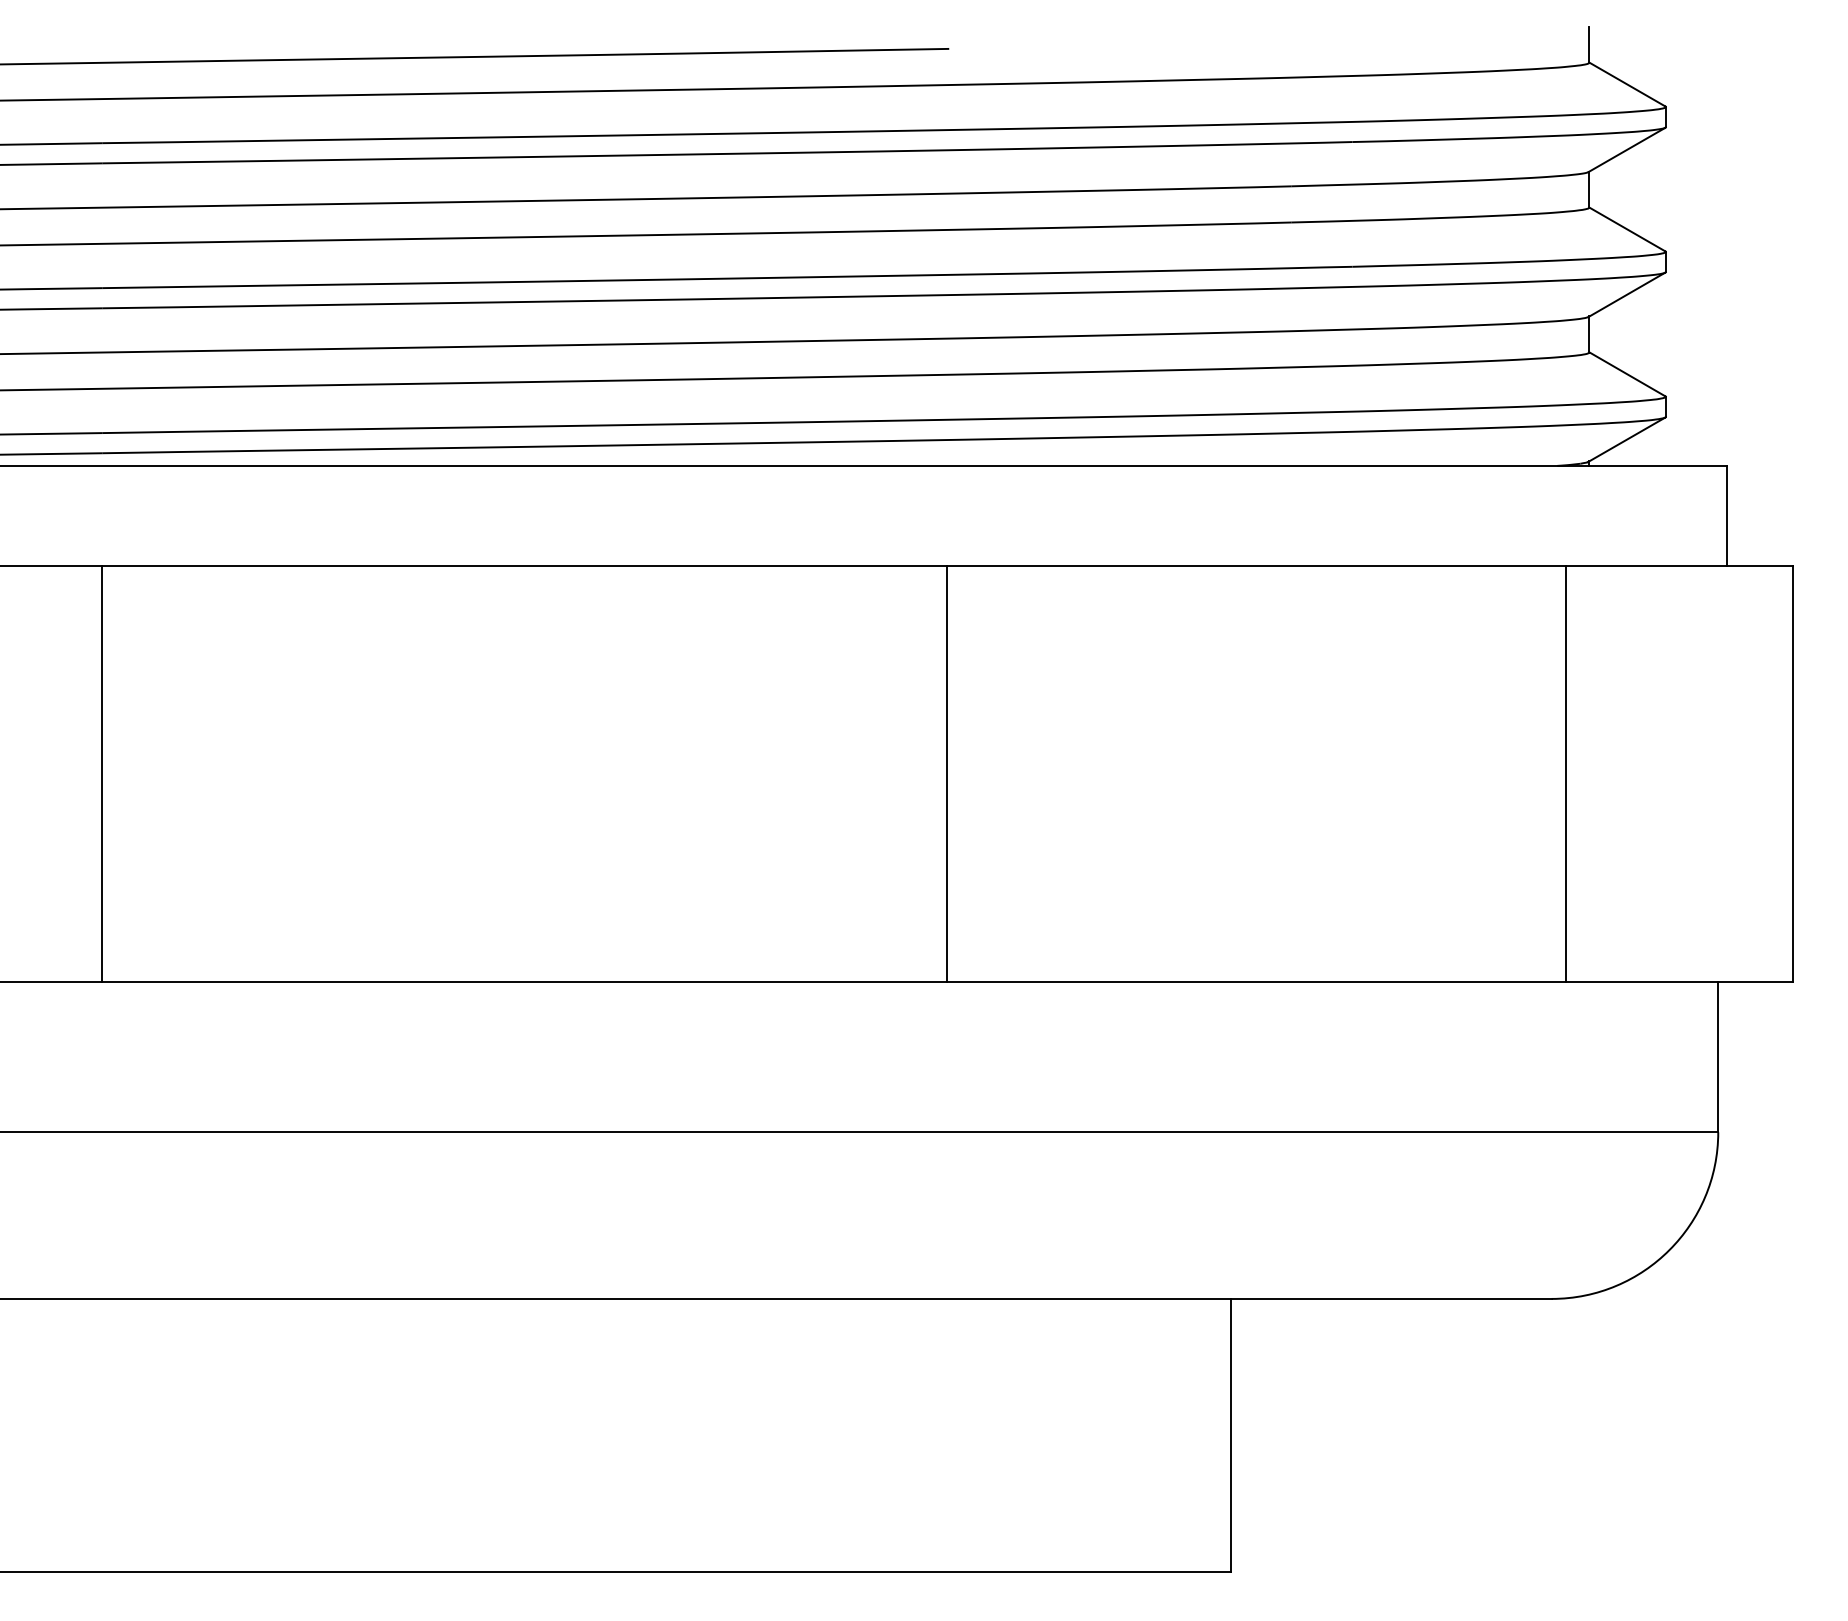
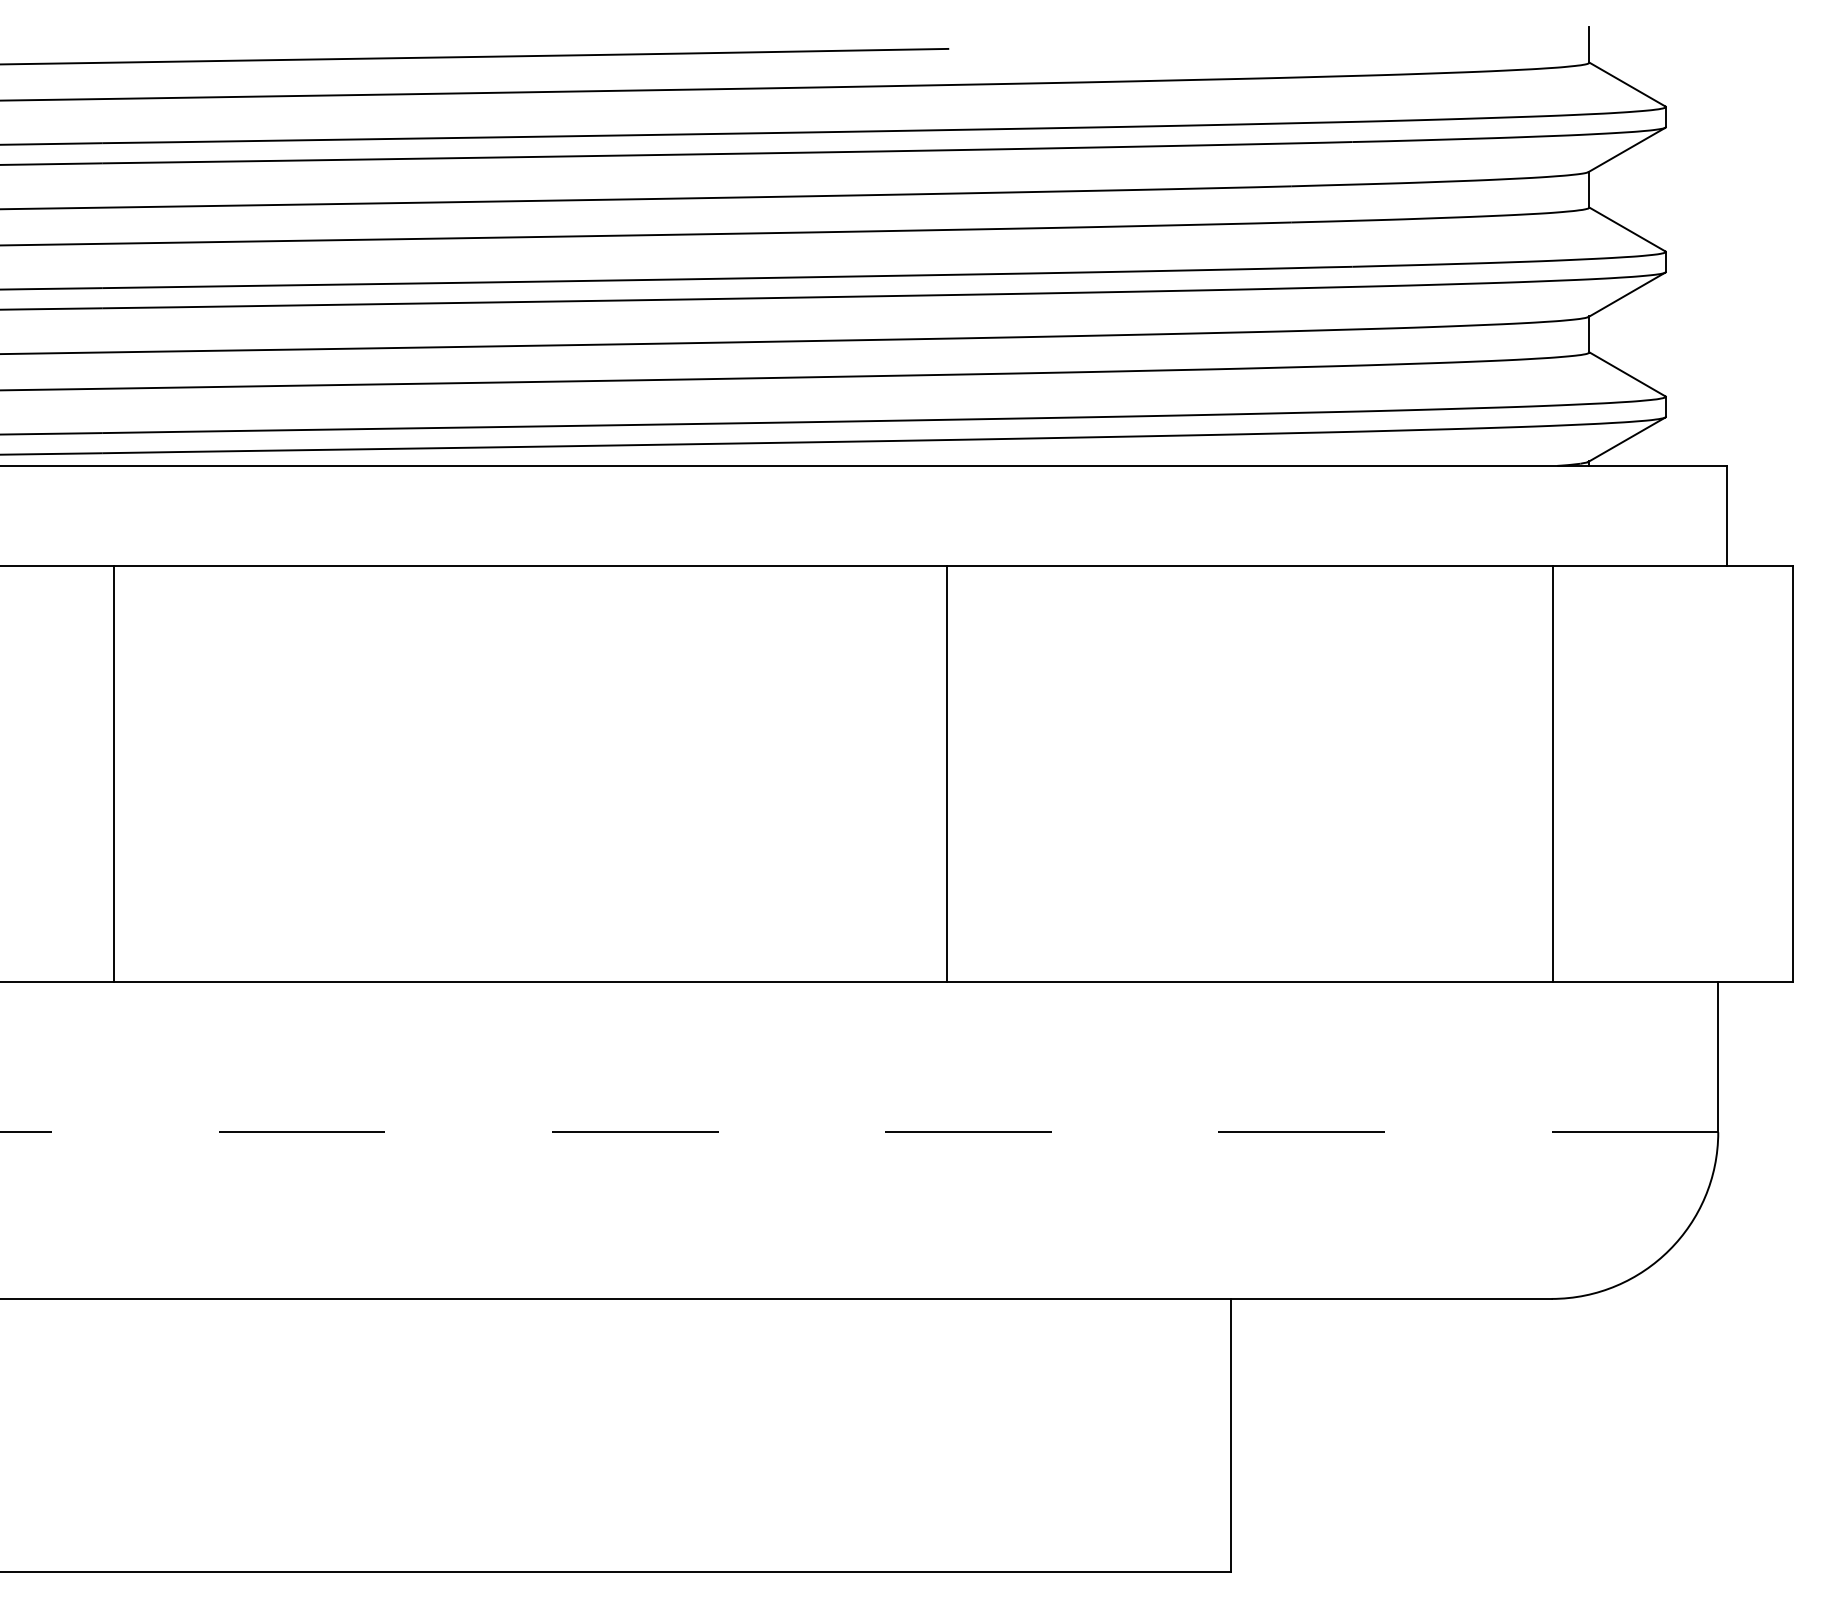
line position: (102, 773) -> (114, 773) (114, 773)
line position: (1566, 773) -> (1553, 773) (1553, 773)
line: solid -> dashed (859, 1132)
